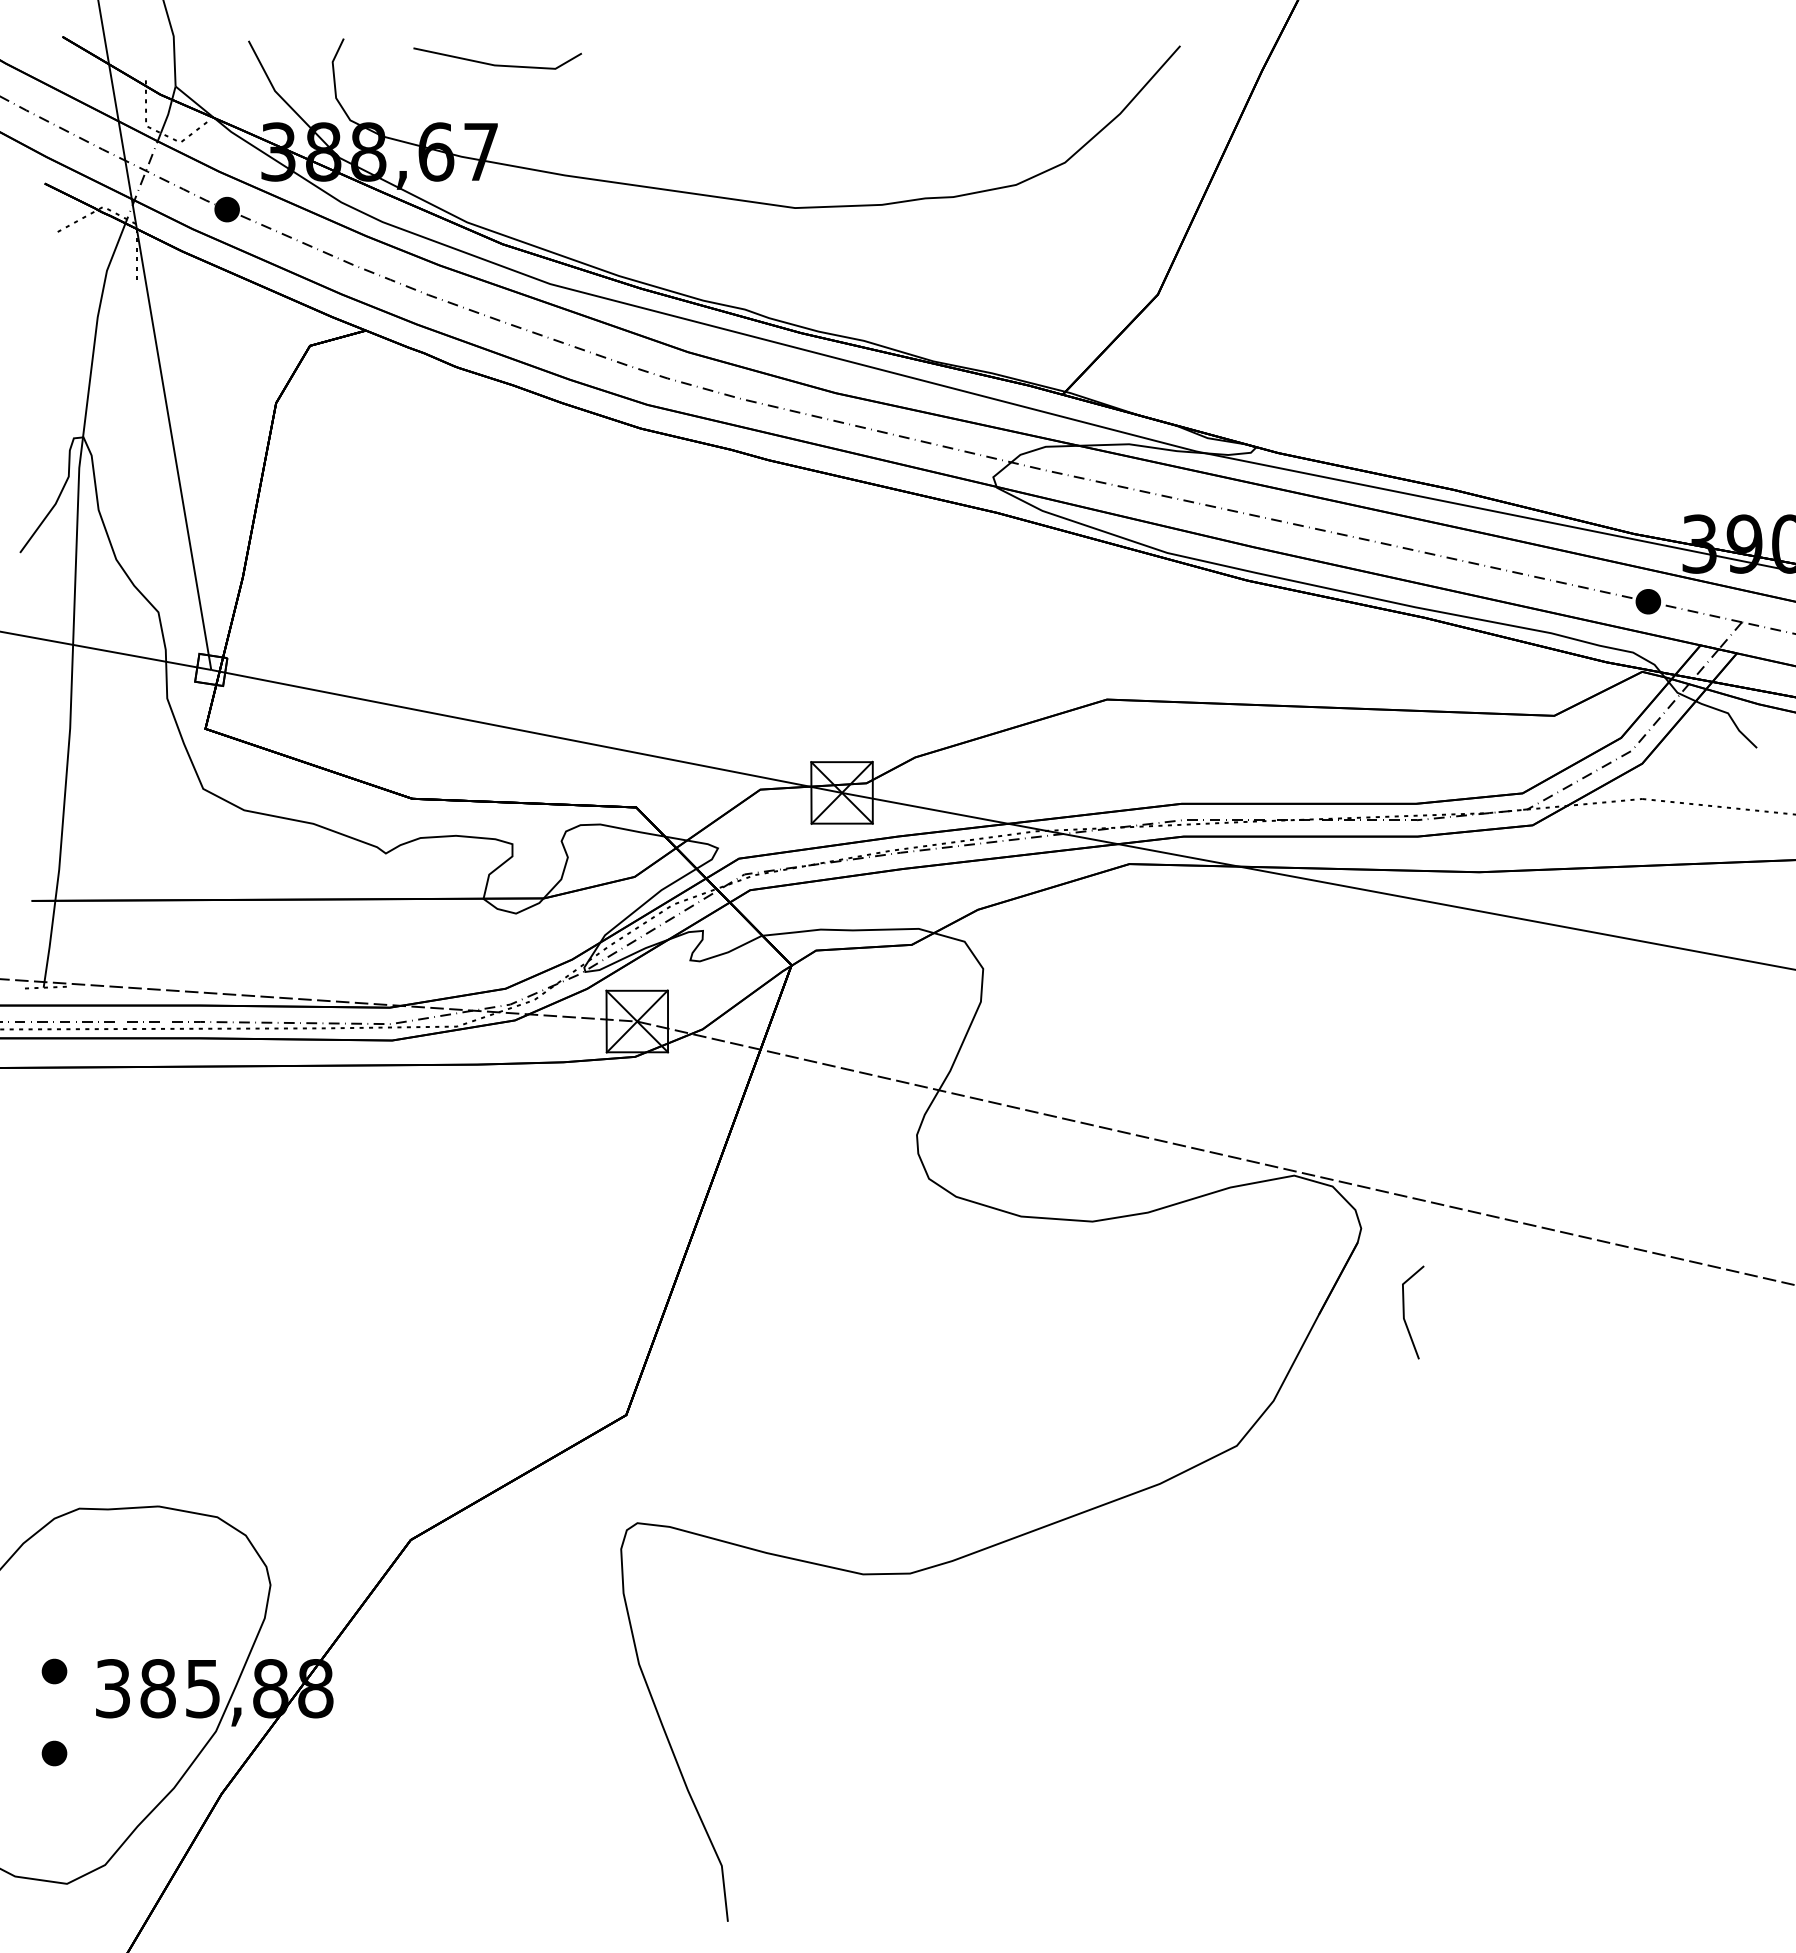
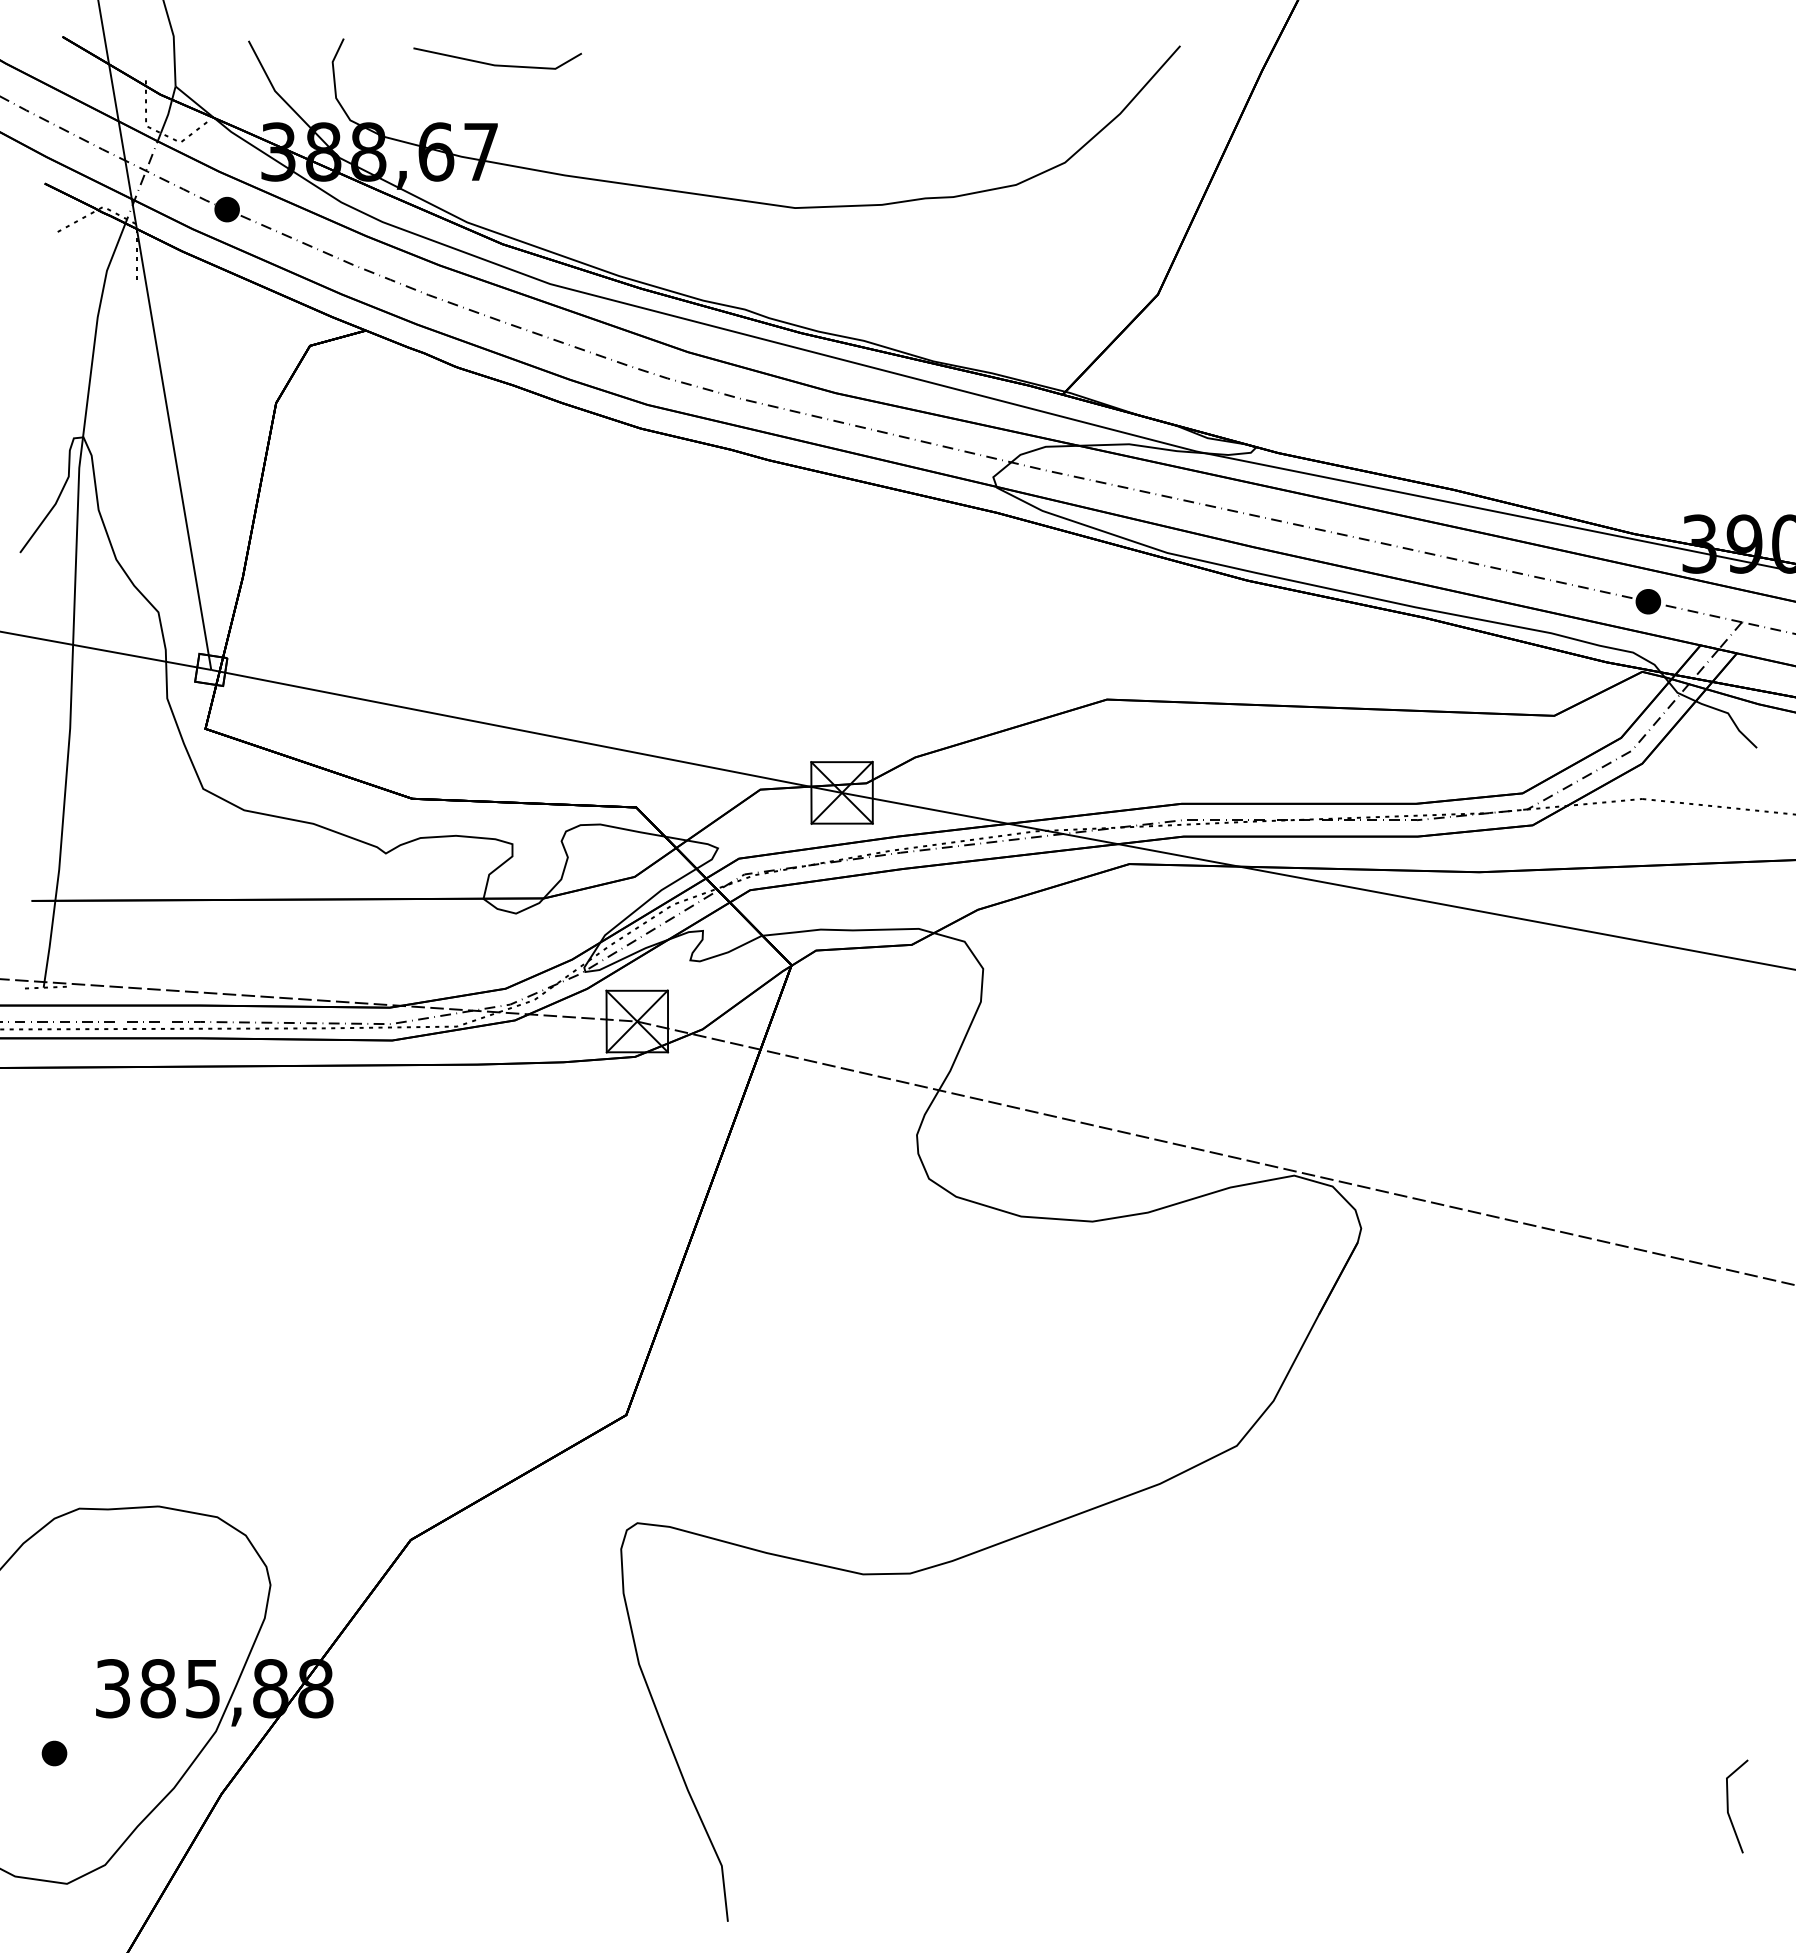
line position: (1404, 1312) -> (1728, 1806) (1728, 1806)
part: present -> none (54, 1671)
